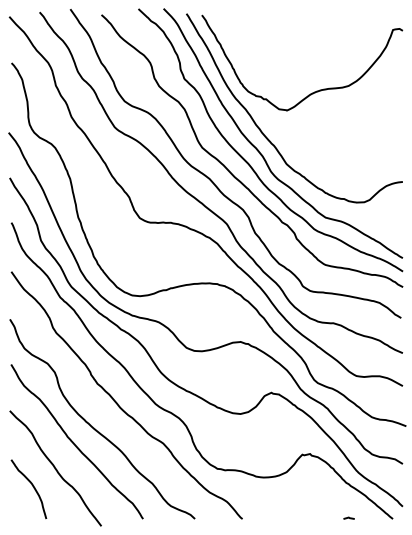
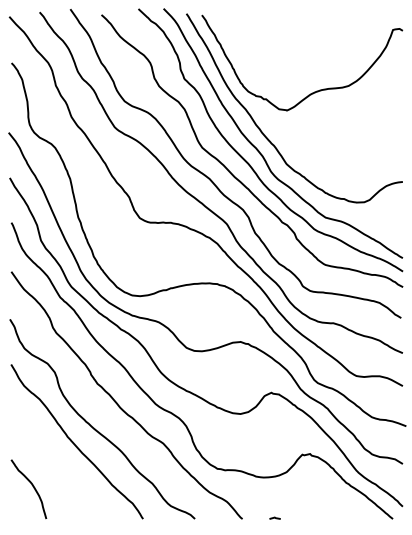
curve: present -> none (55, 468)
line position: (348, 517) -> (274, 517) (274, 517)
